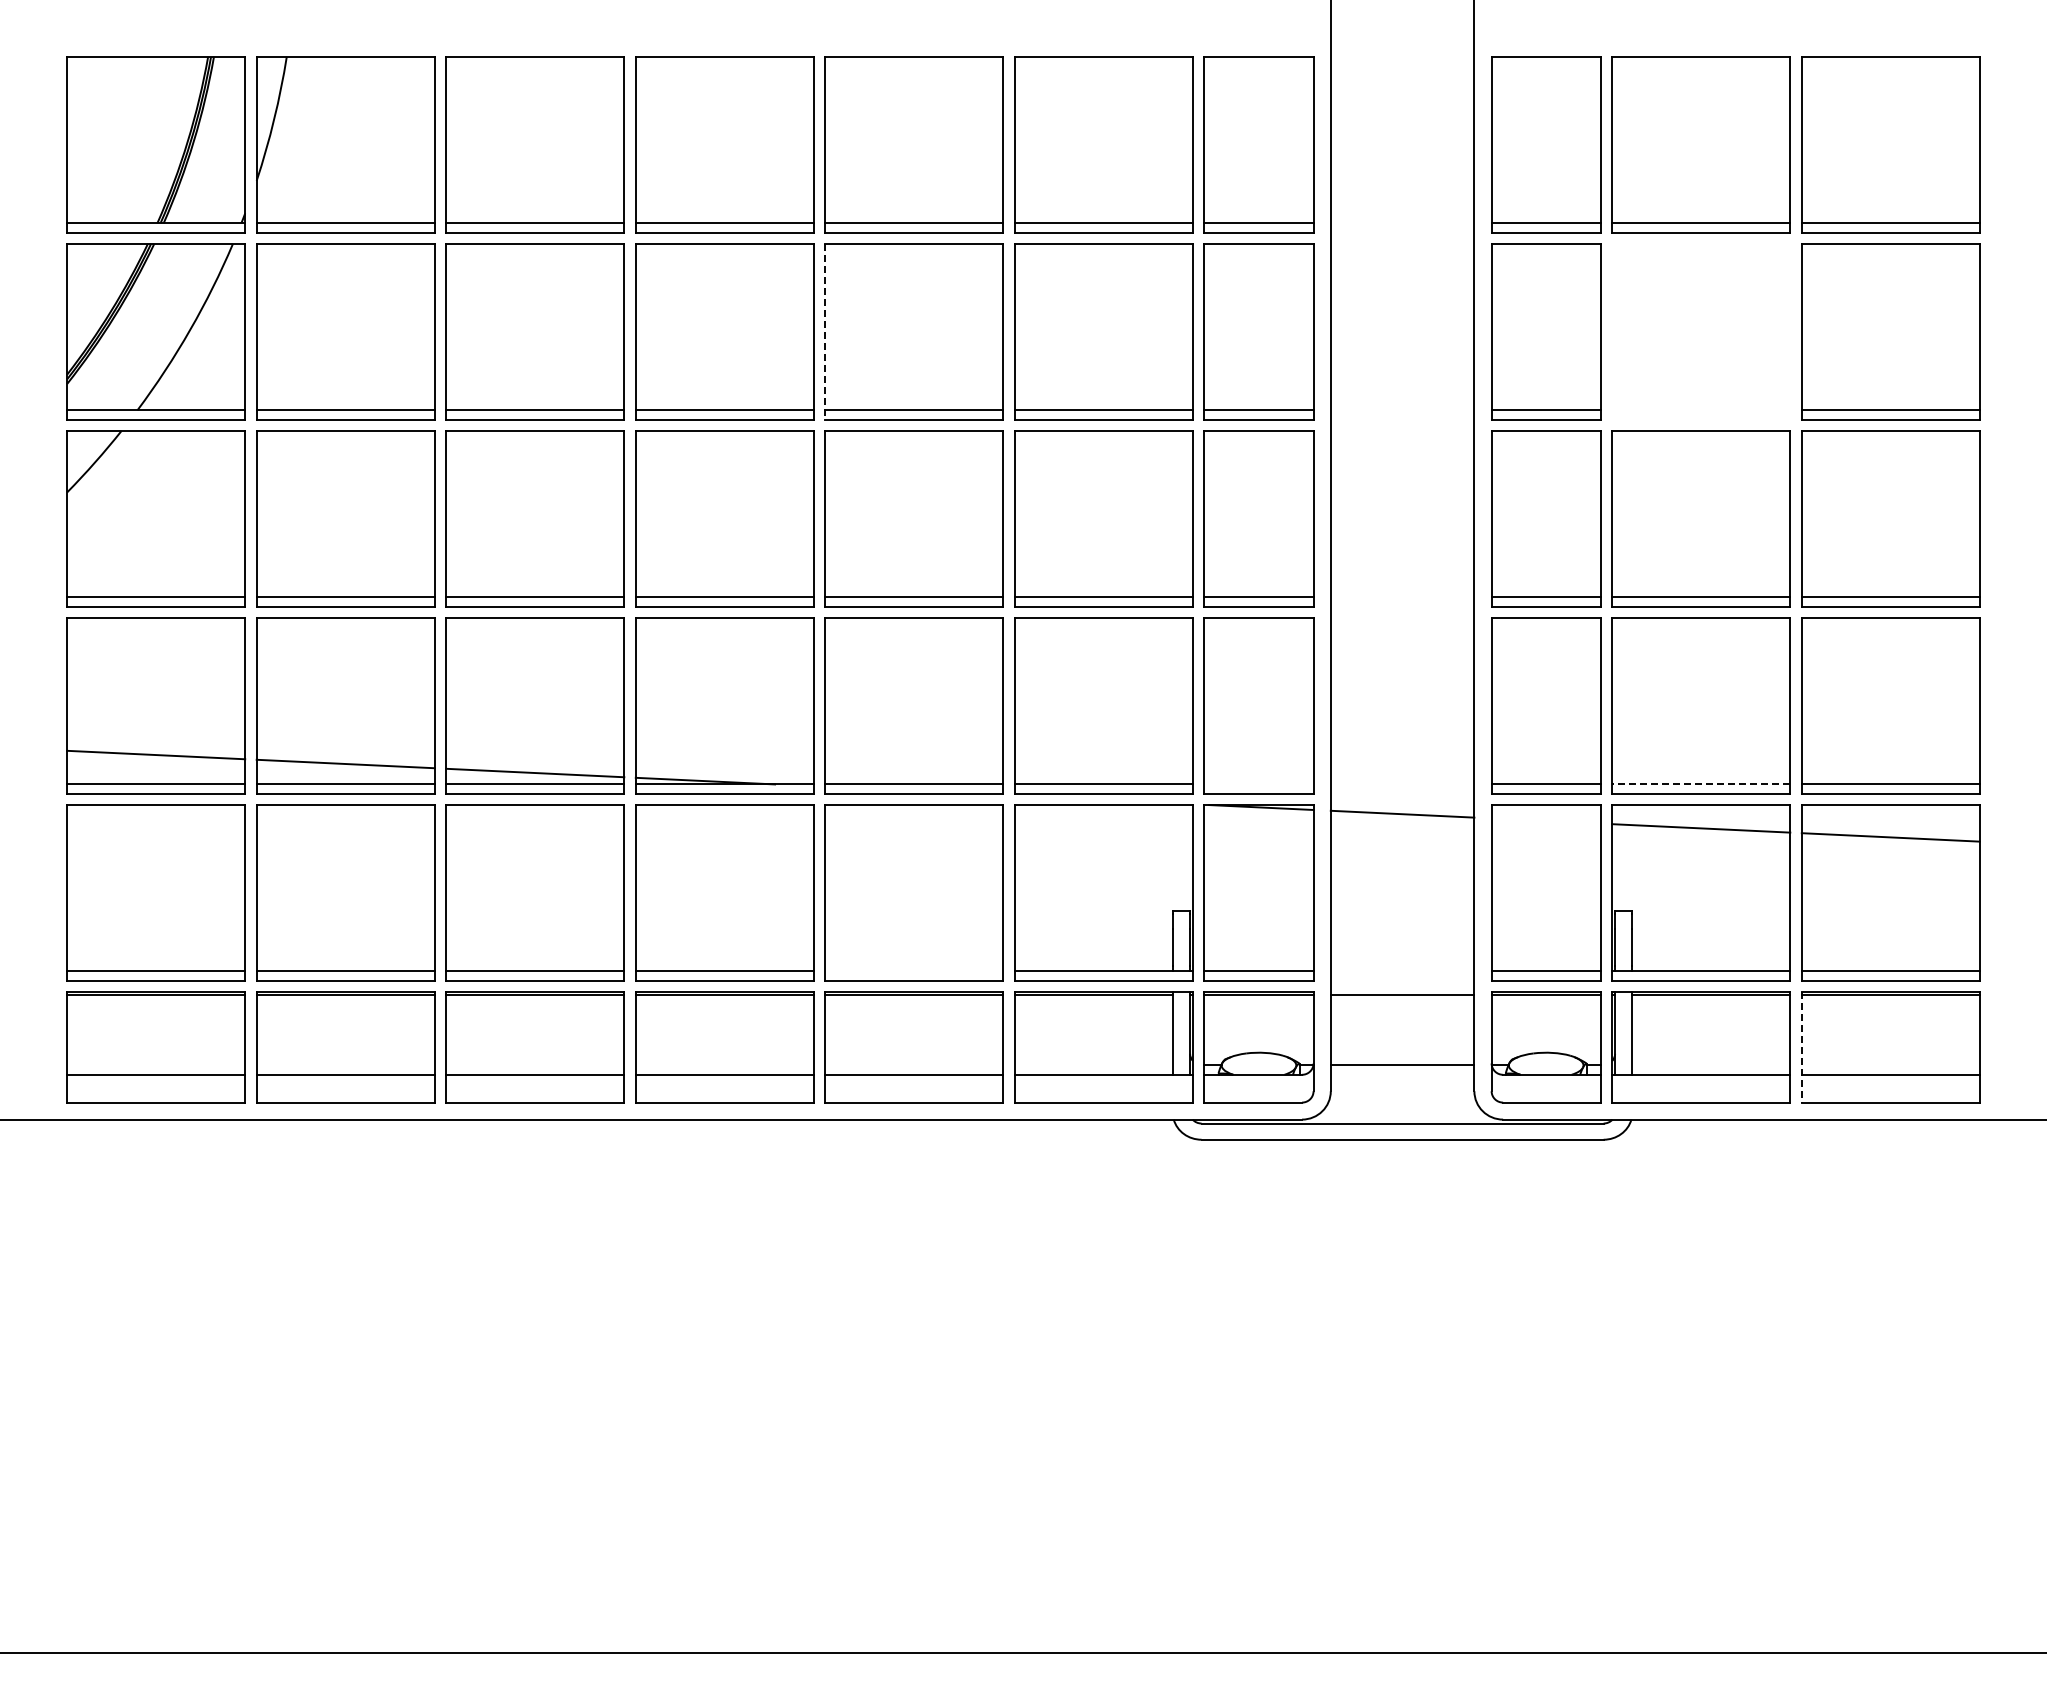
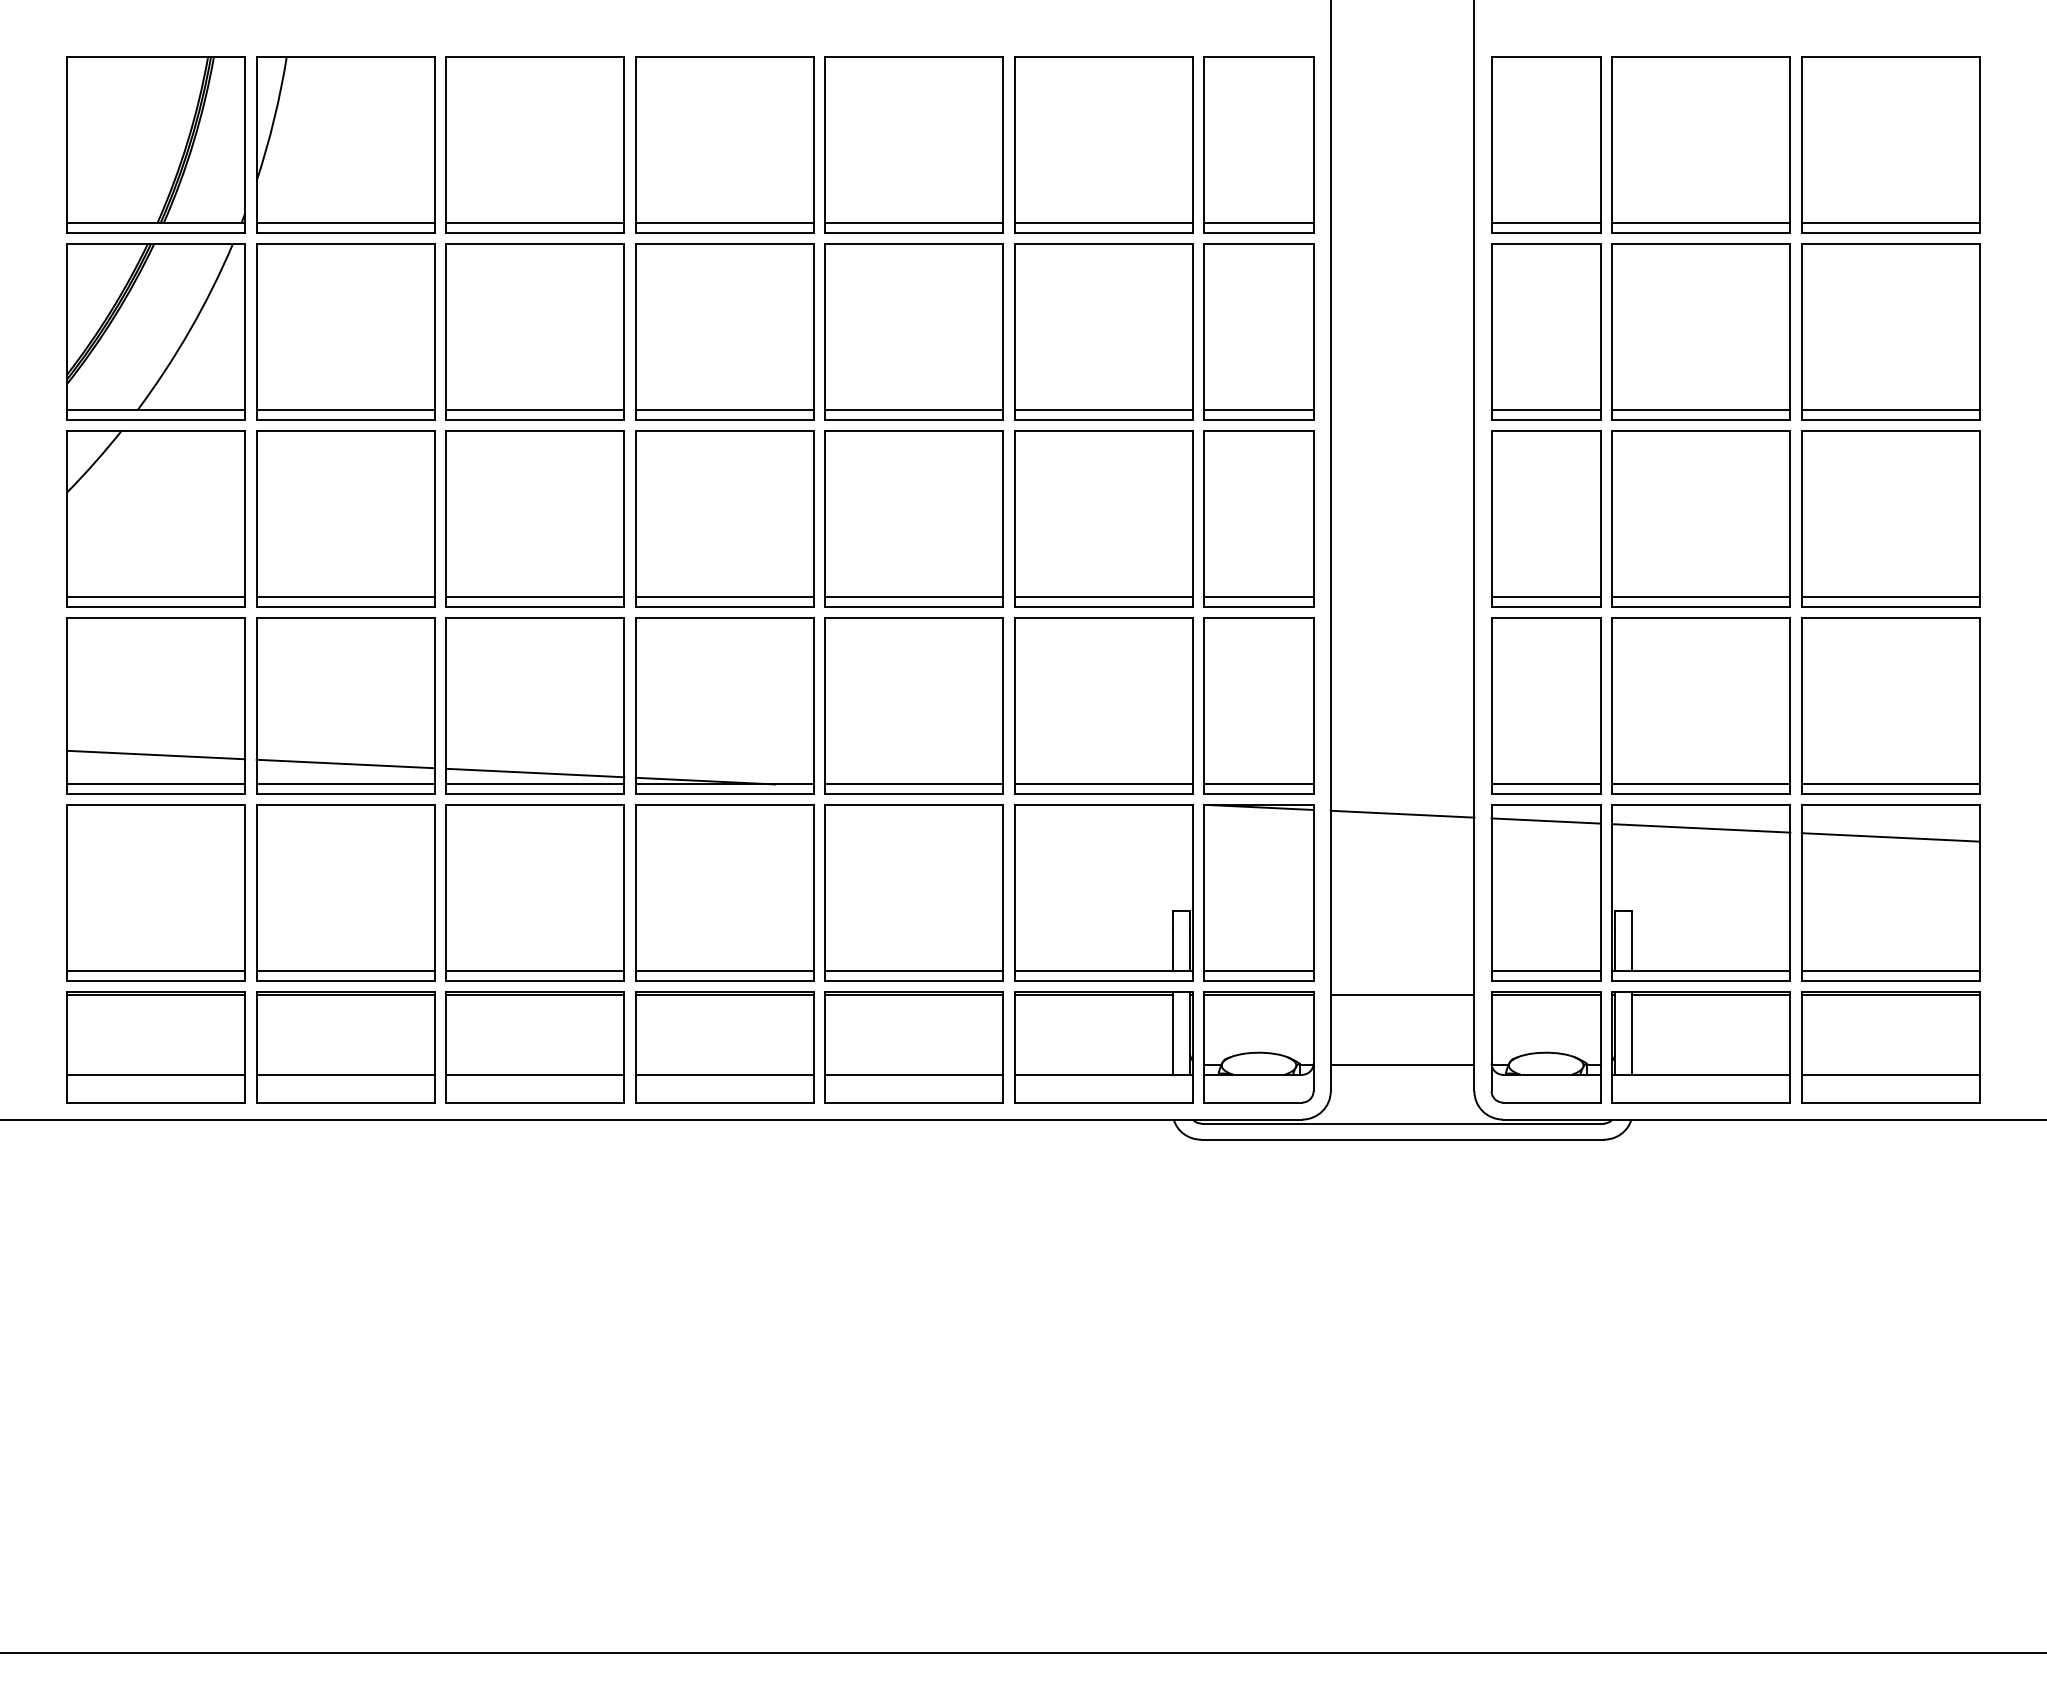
line: dashed -> solid (825, 331)
part: none -> present (1700, 331)
line: none -> present (1258, 784)
line: dashed -> solid (1700, 784)
line: none -> present (1545, 820)
line: none -> present (914, 971)
line: dashed -> solid (1801, 1047)
